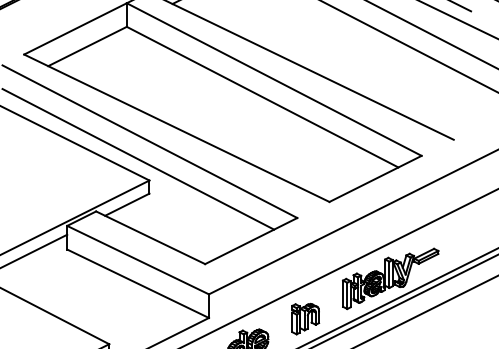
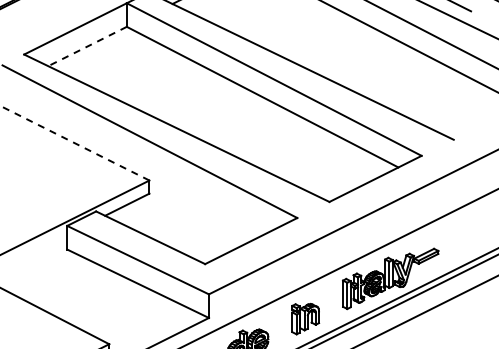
line: solid -> dashed (87, 46)
line: solid -> dashed (74, 142)
line: present -> none (138, 159)
line: present -> none (34, 250)
